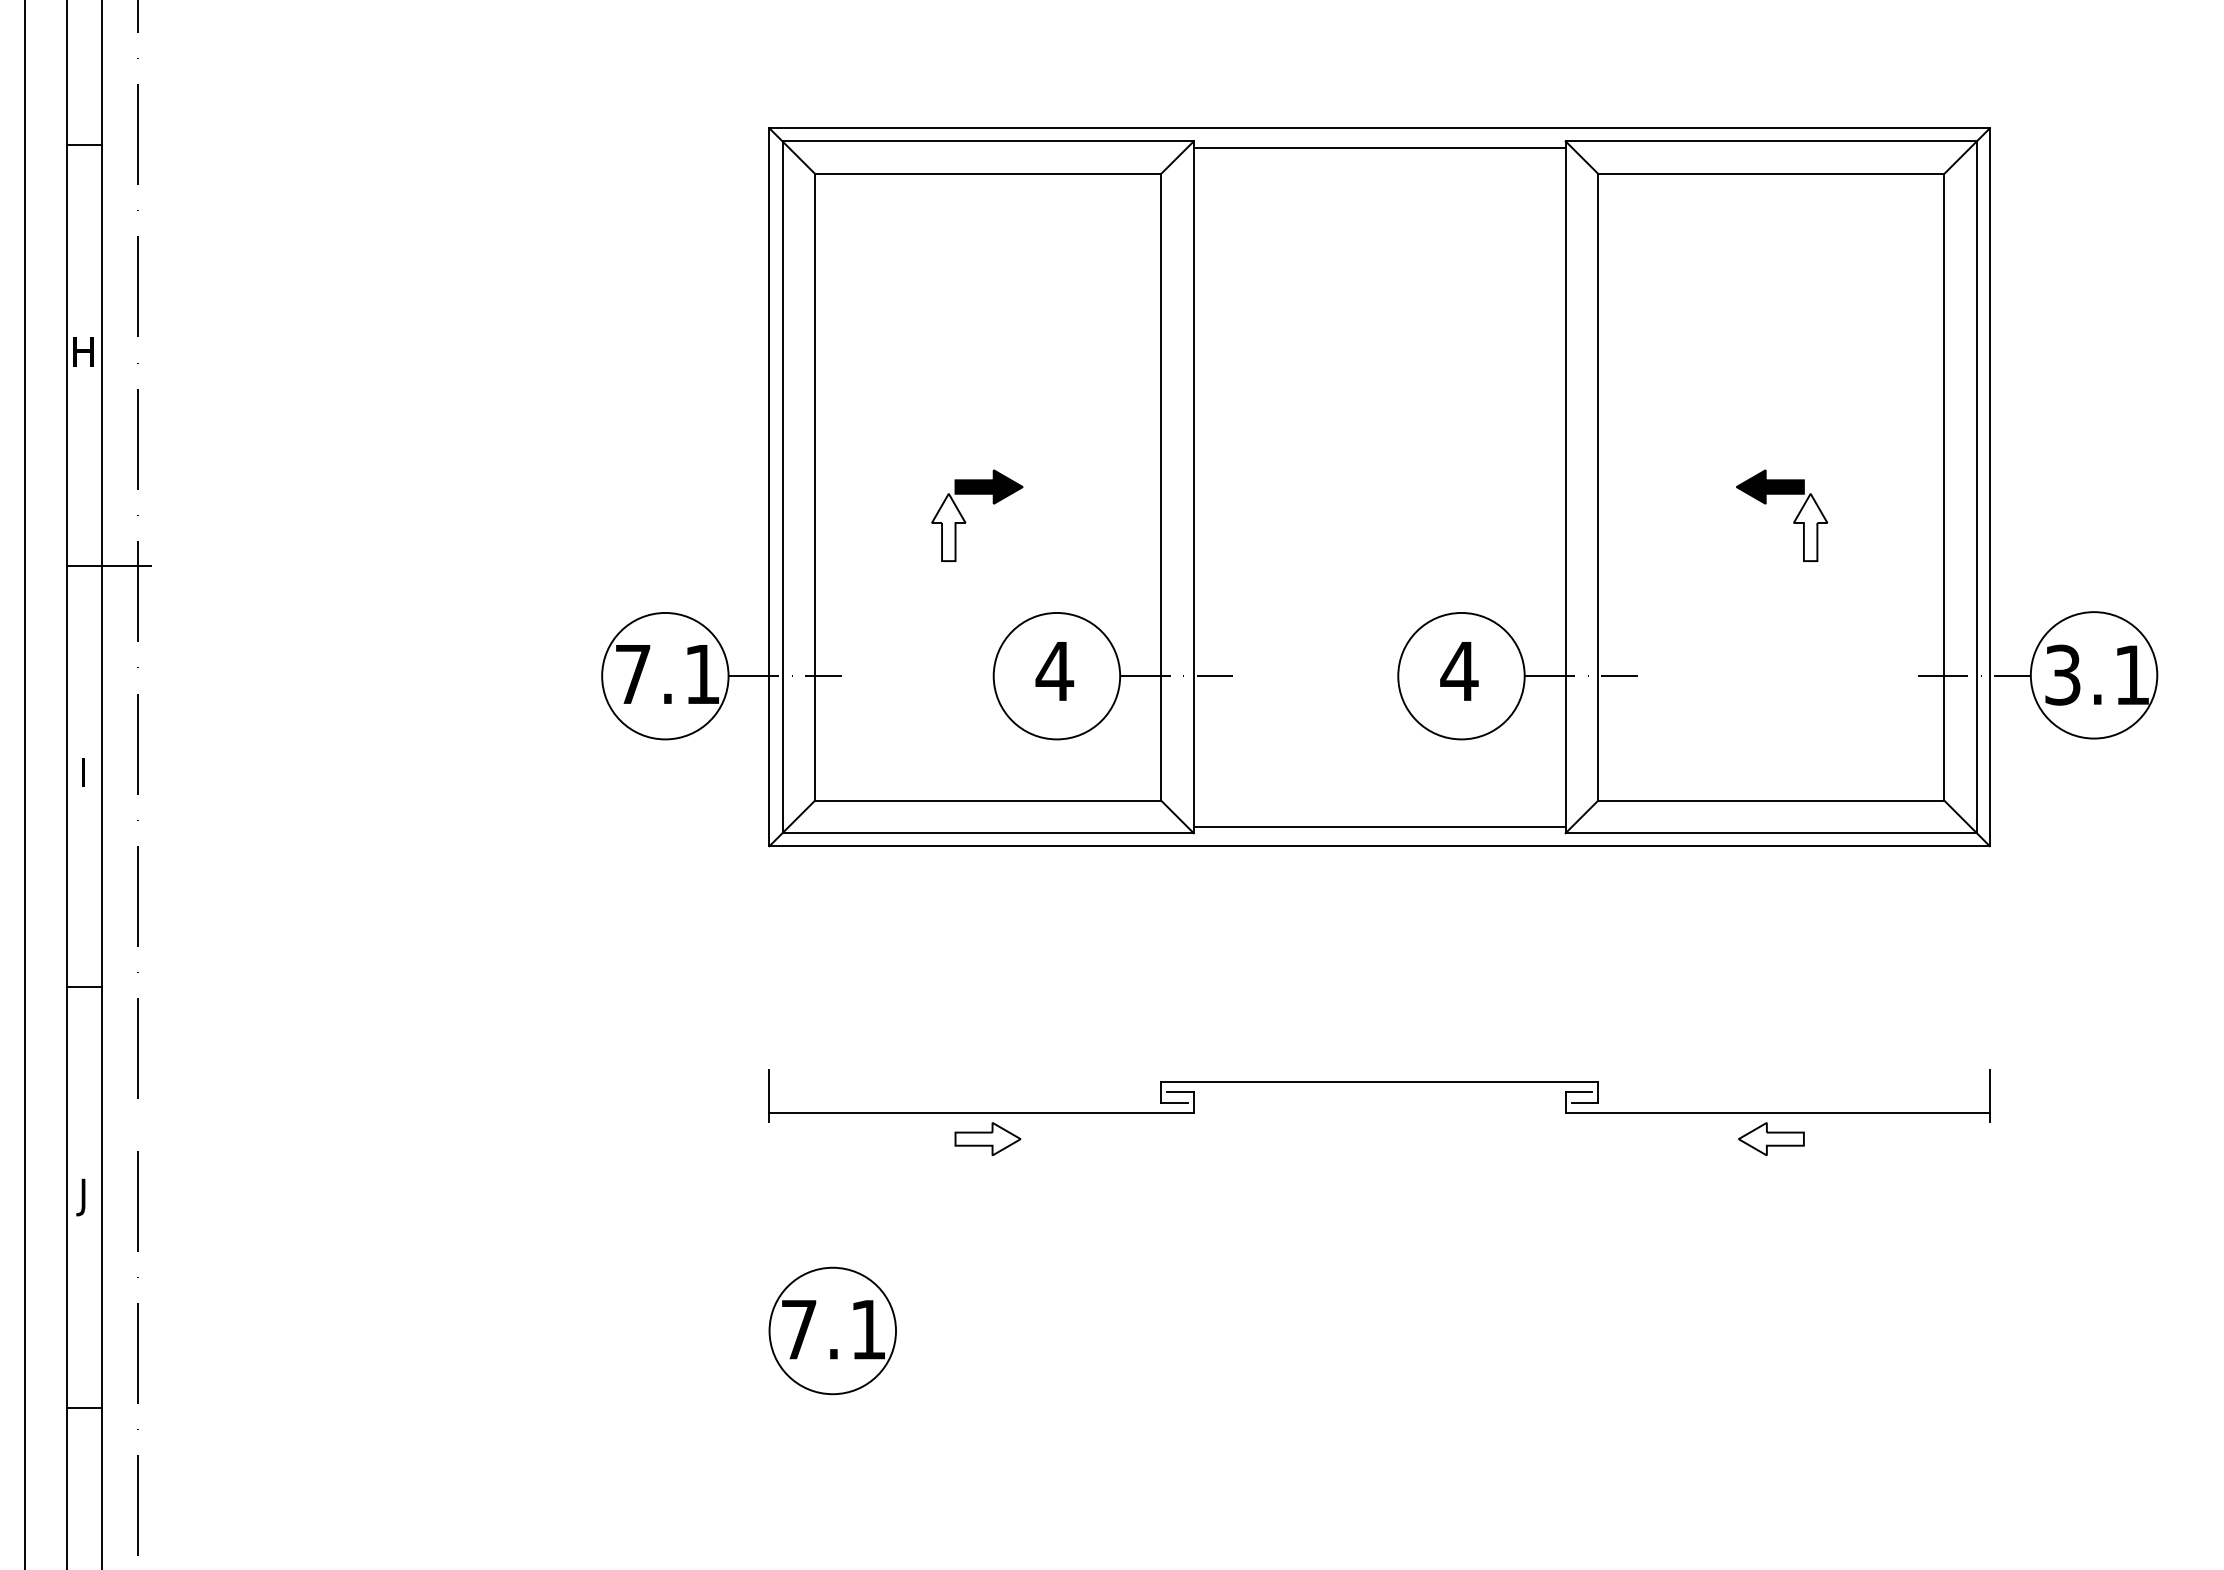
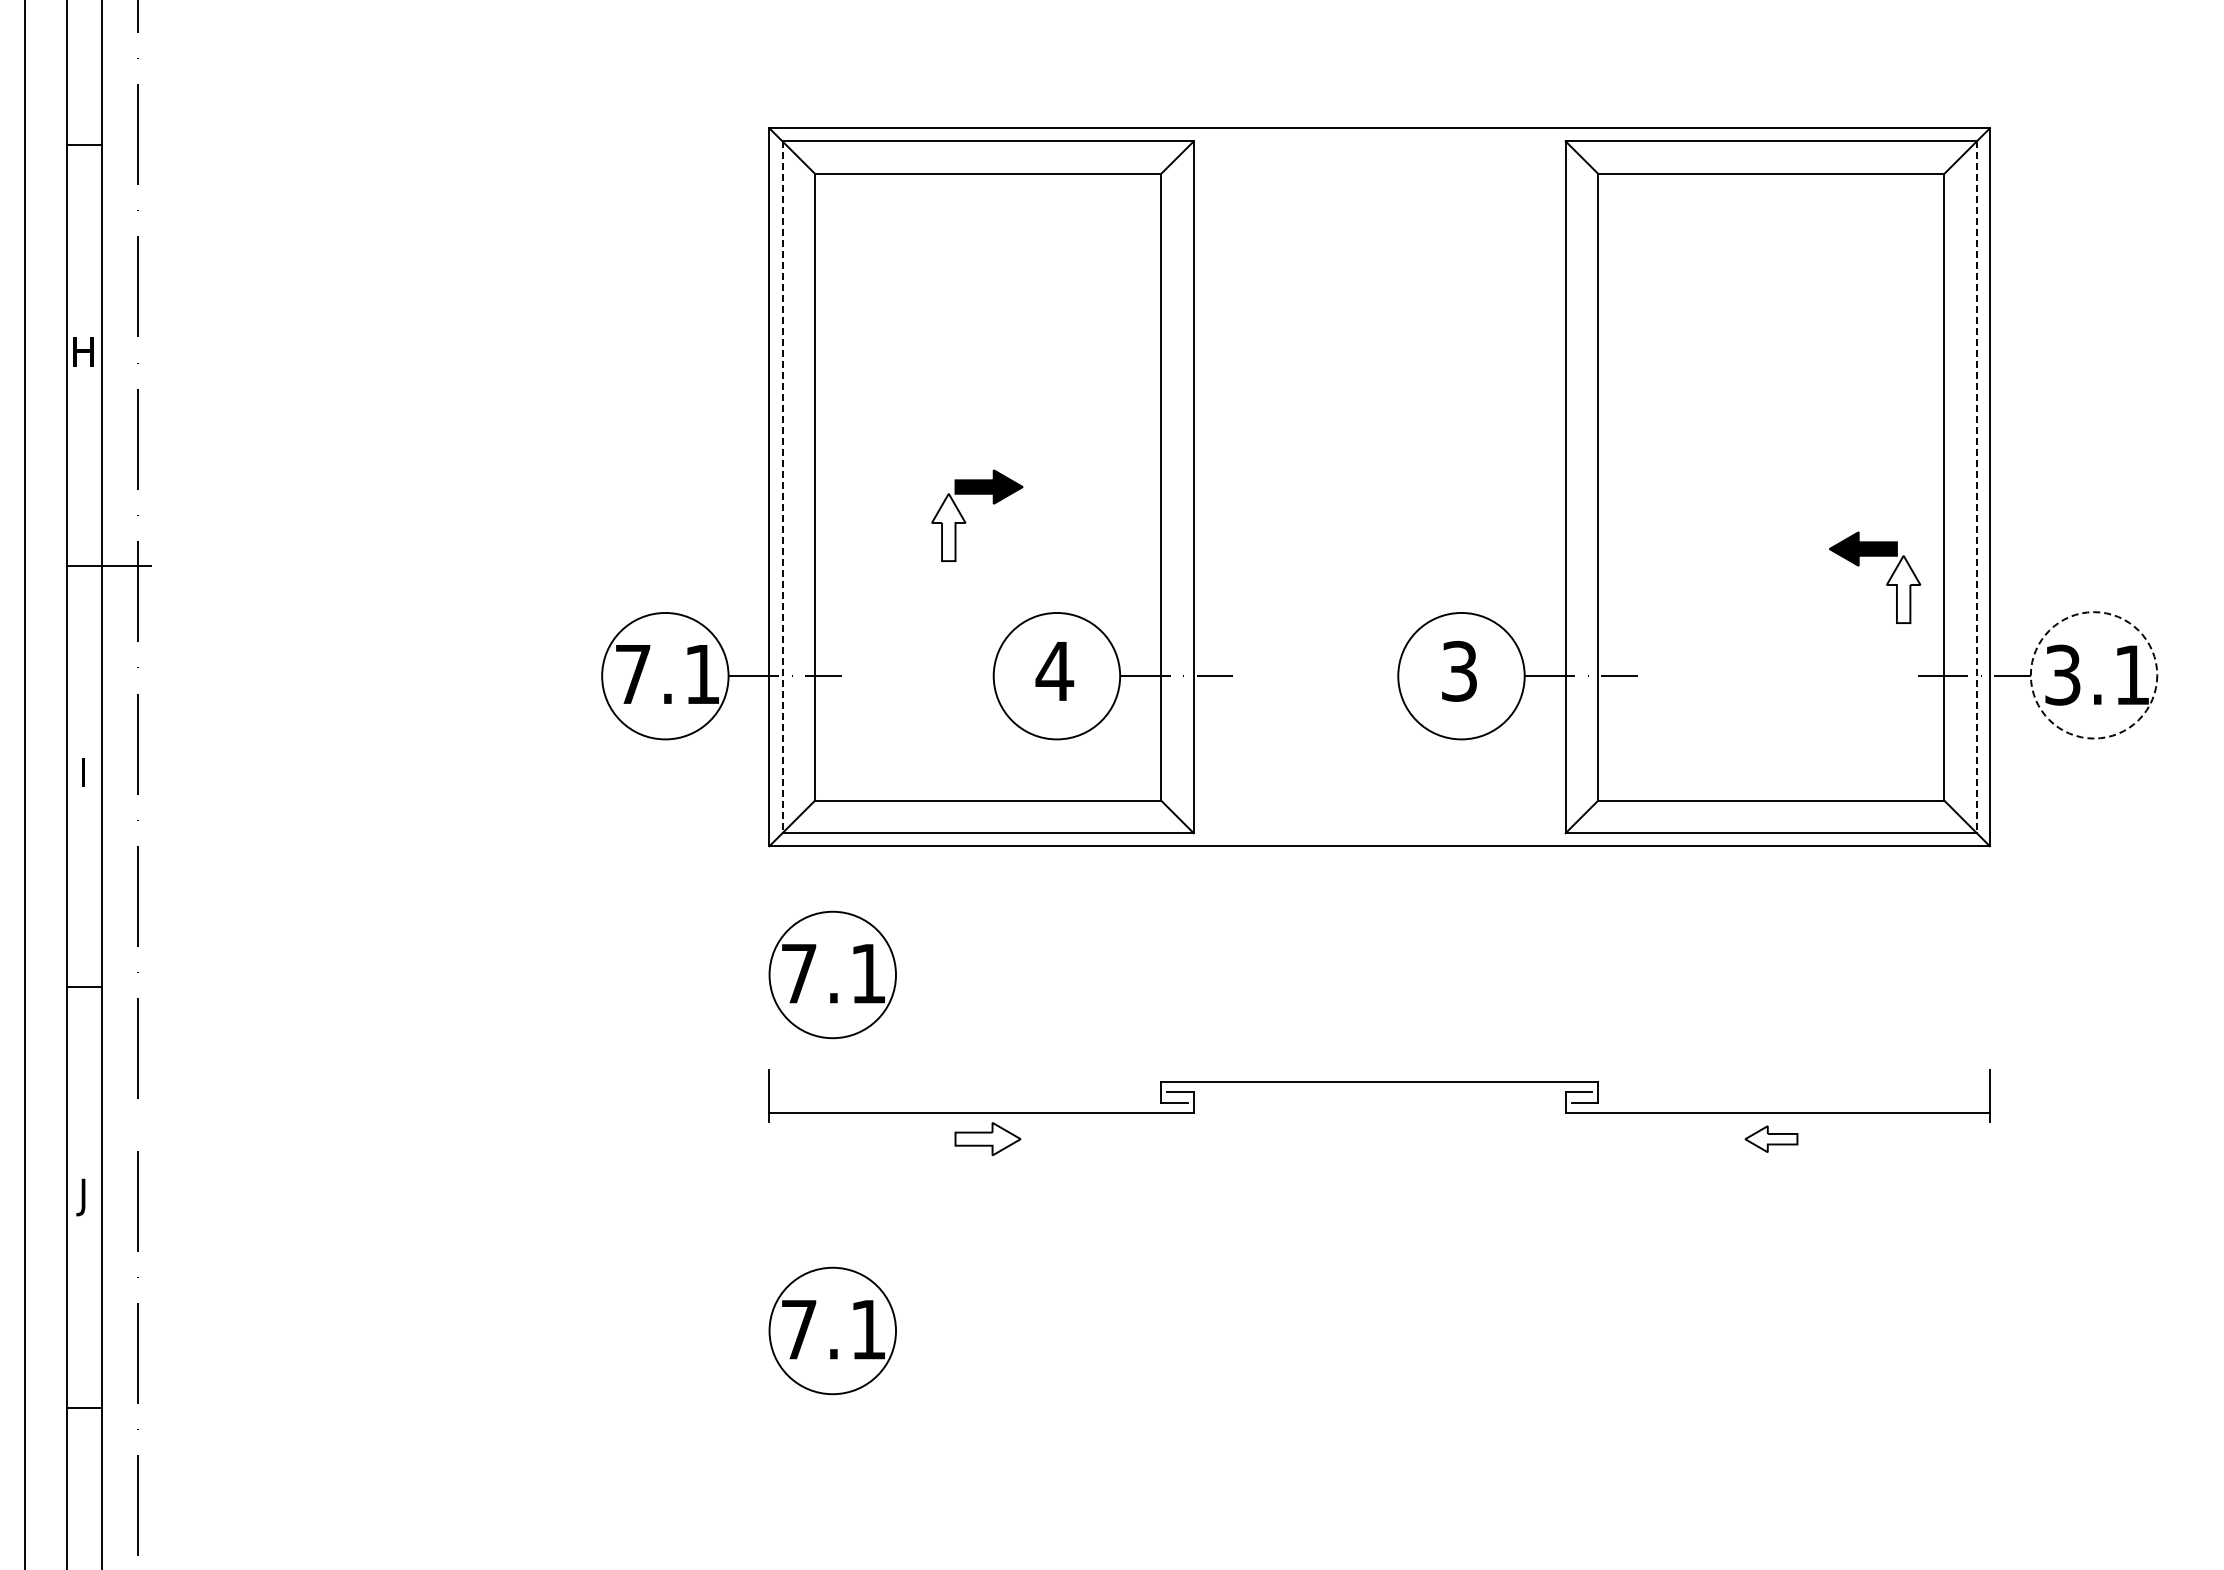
line: present -> none (1379, 147)
line: solid -> dashed (782, 487)
line: solid -> dashed (1976, 487)
part position: (1793, 521) -> (1886, 583) (1886, 583)
text: 4 -> 3 (1459, 670)
circle: solid -> dashed (2093, 675)
line: present -> none (1379, 826)
part: none -> present (832, 974)
part size: 67x35 px -> 55x28 px (1771, 1138)
